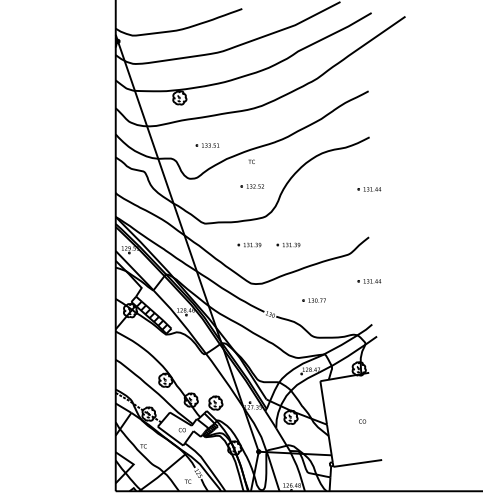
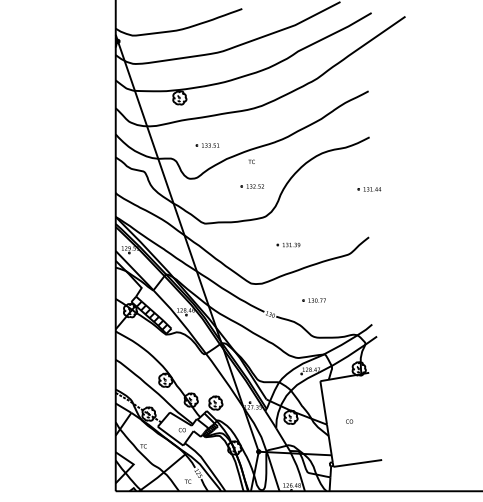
part: present -> none (249, 244)
part: present -> none (369, 281)
text position: (362, 421) -> (349, 421) (349, 421)
